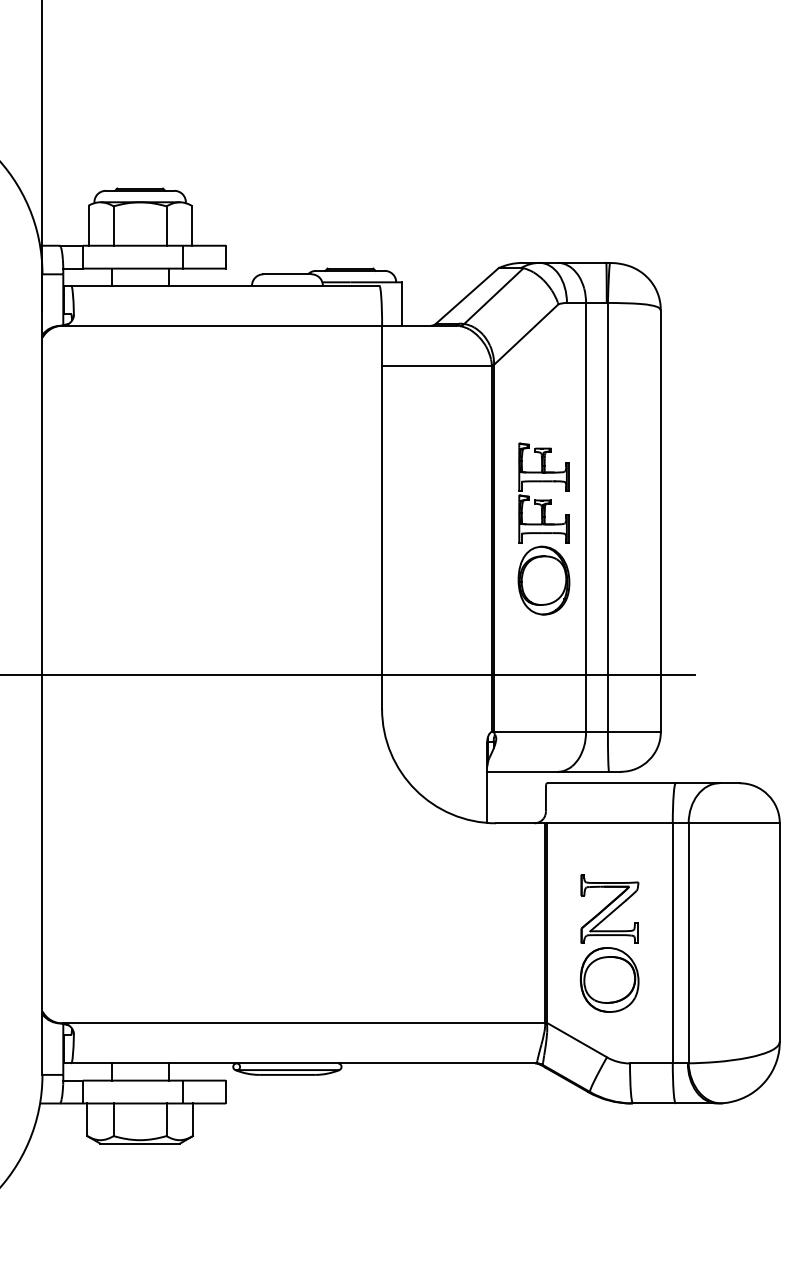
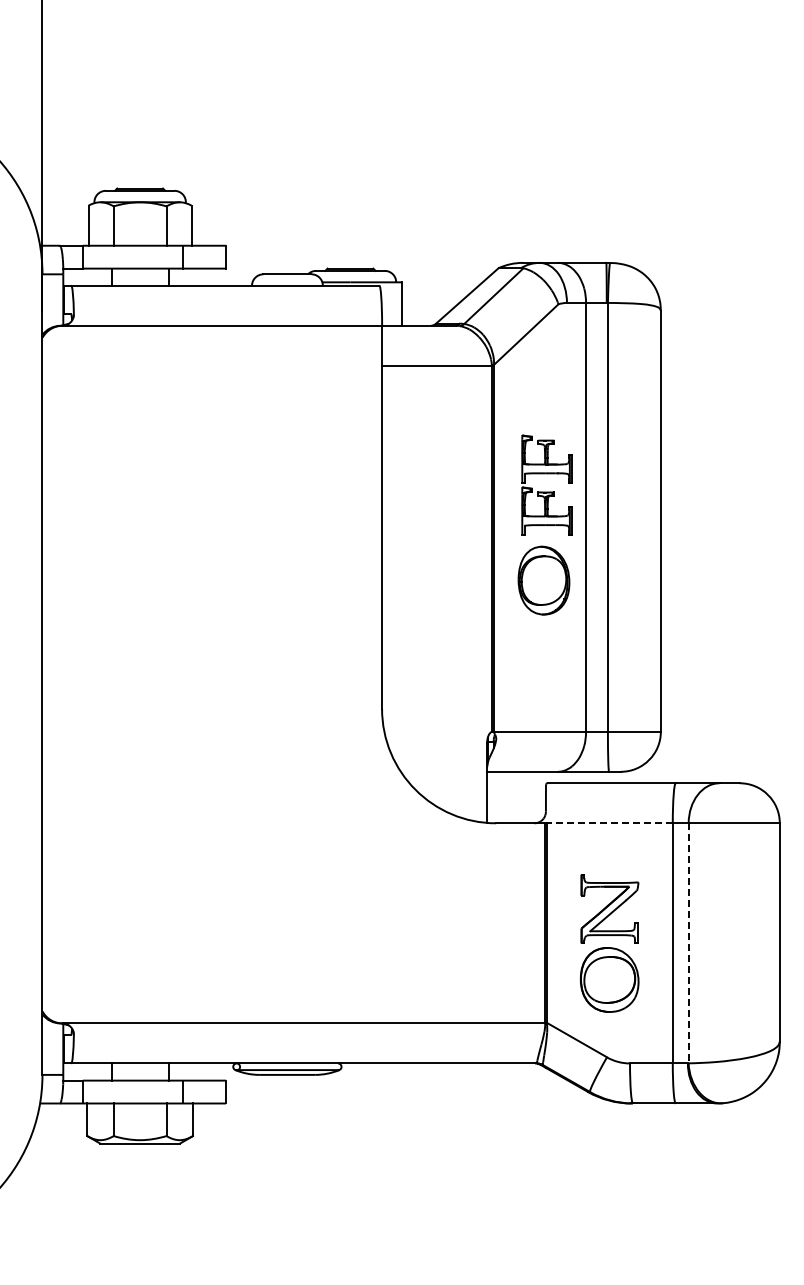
part position: (543, 499) -> (546, 491) (546, 491)
line: present -> none (348, 674)
line: solid -> dashed (609, 823)
line: solid -> dashed (688, 943)
